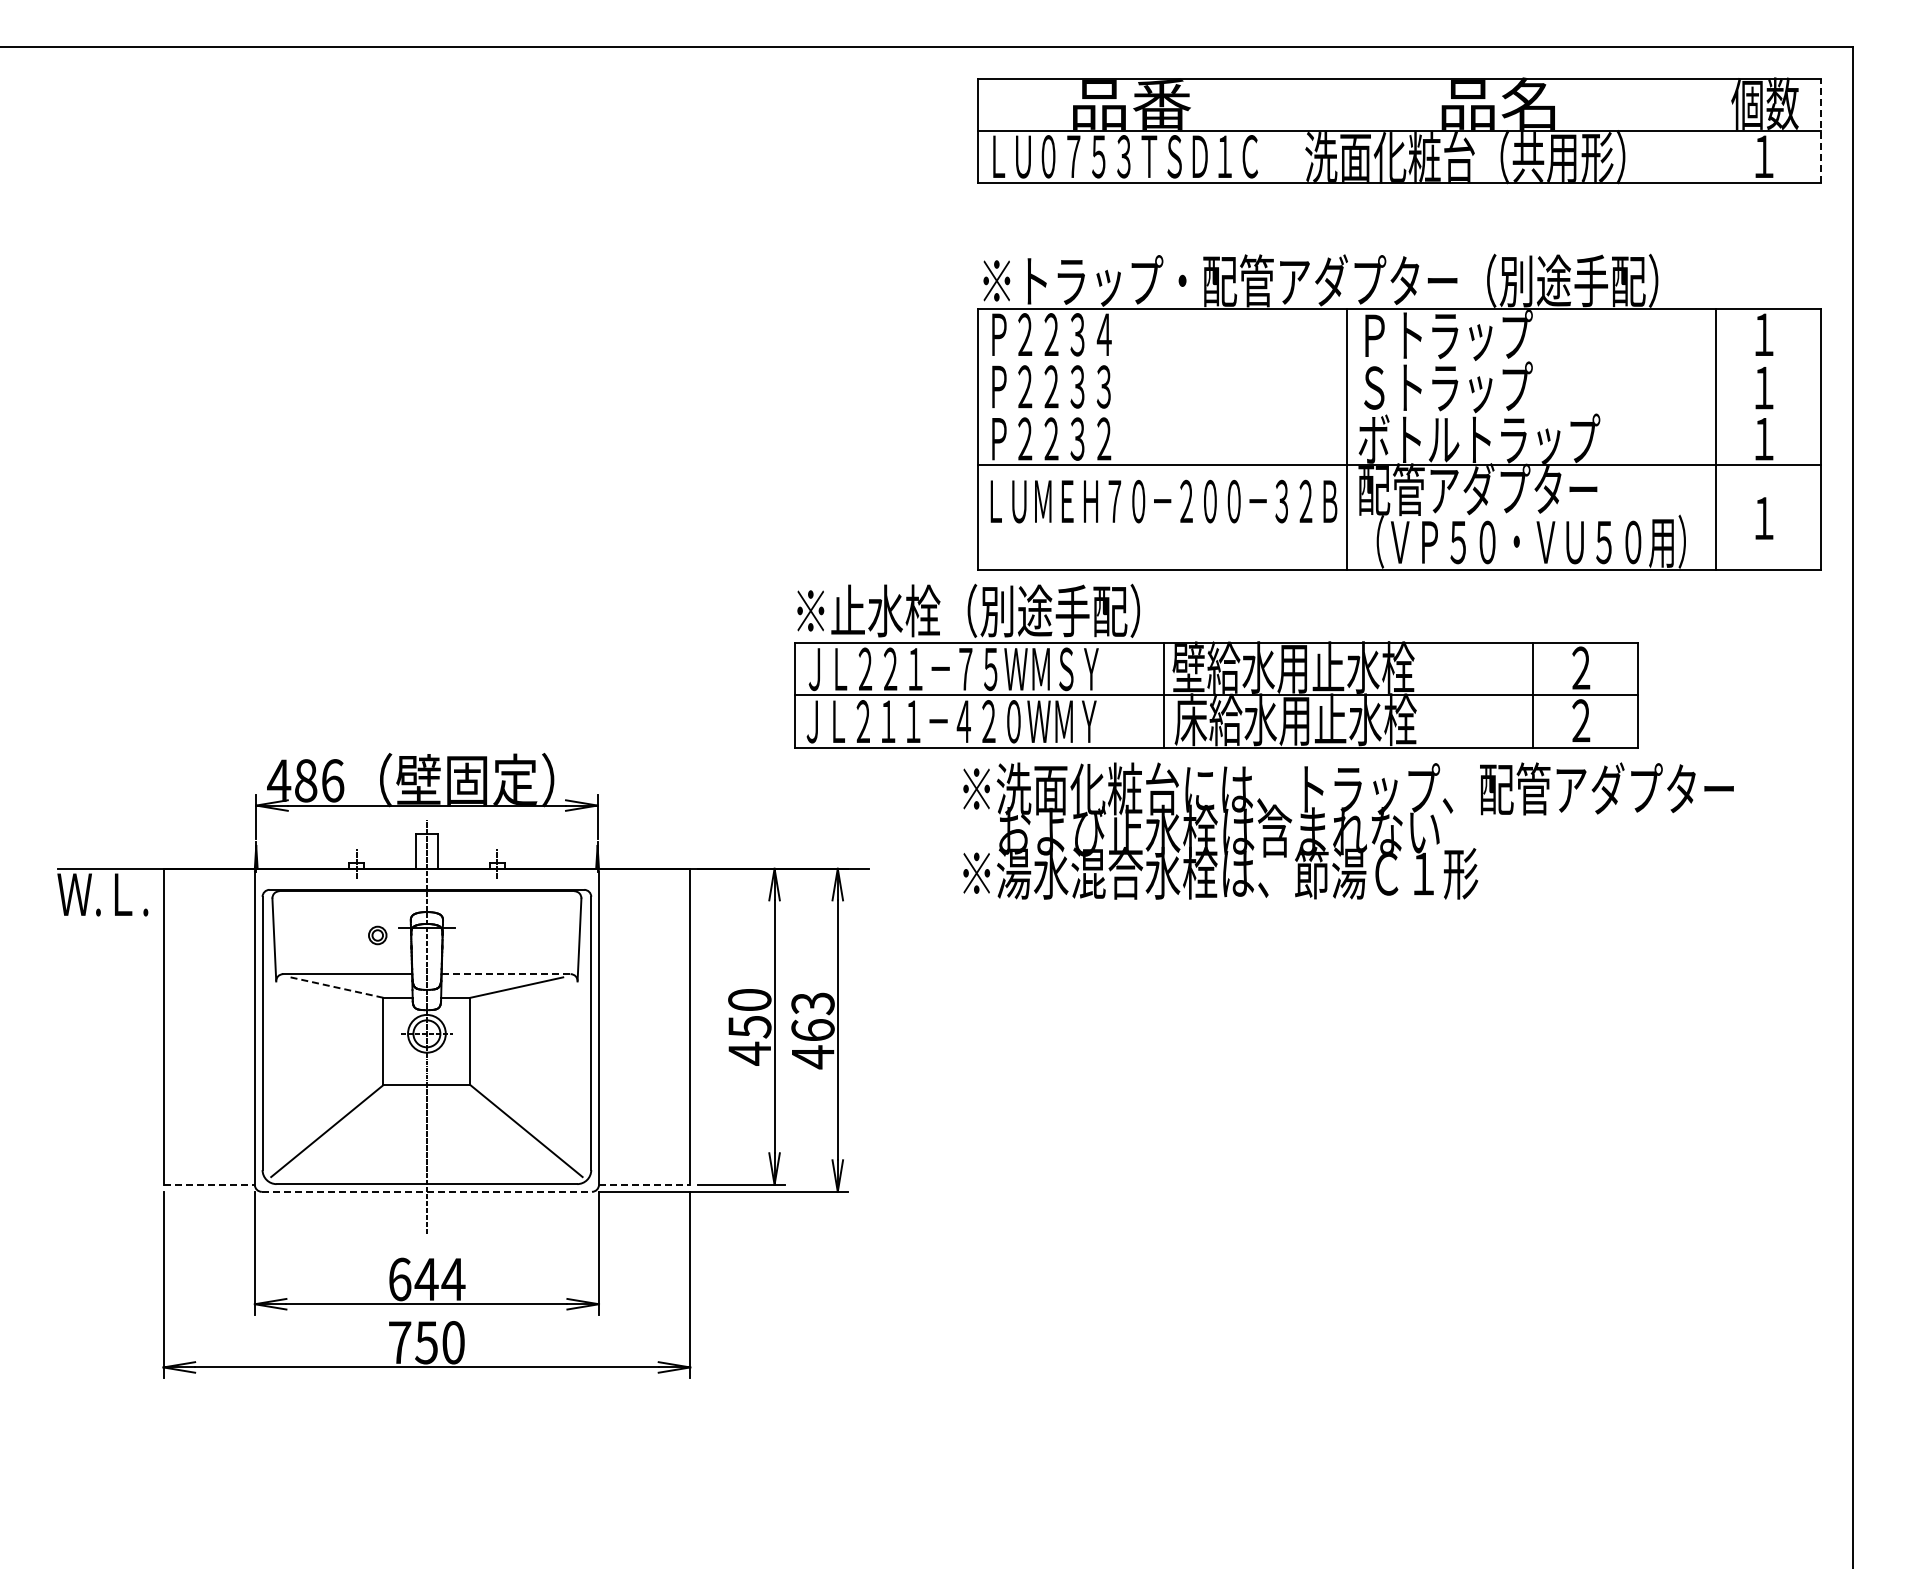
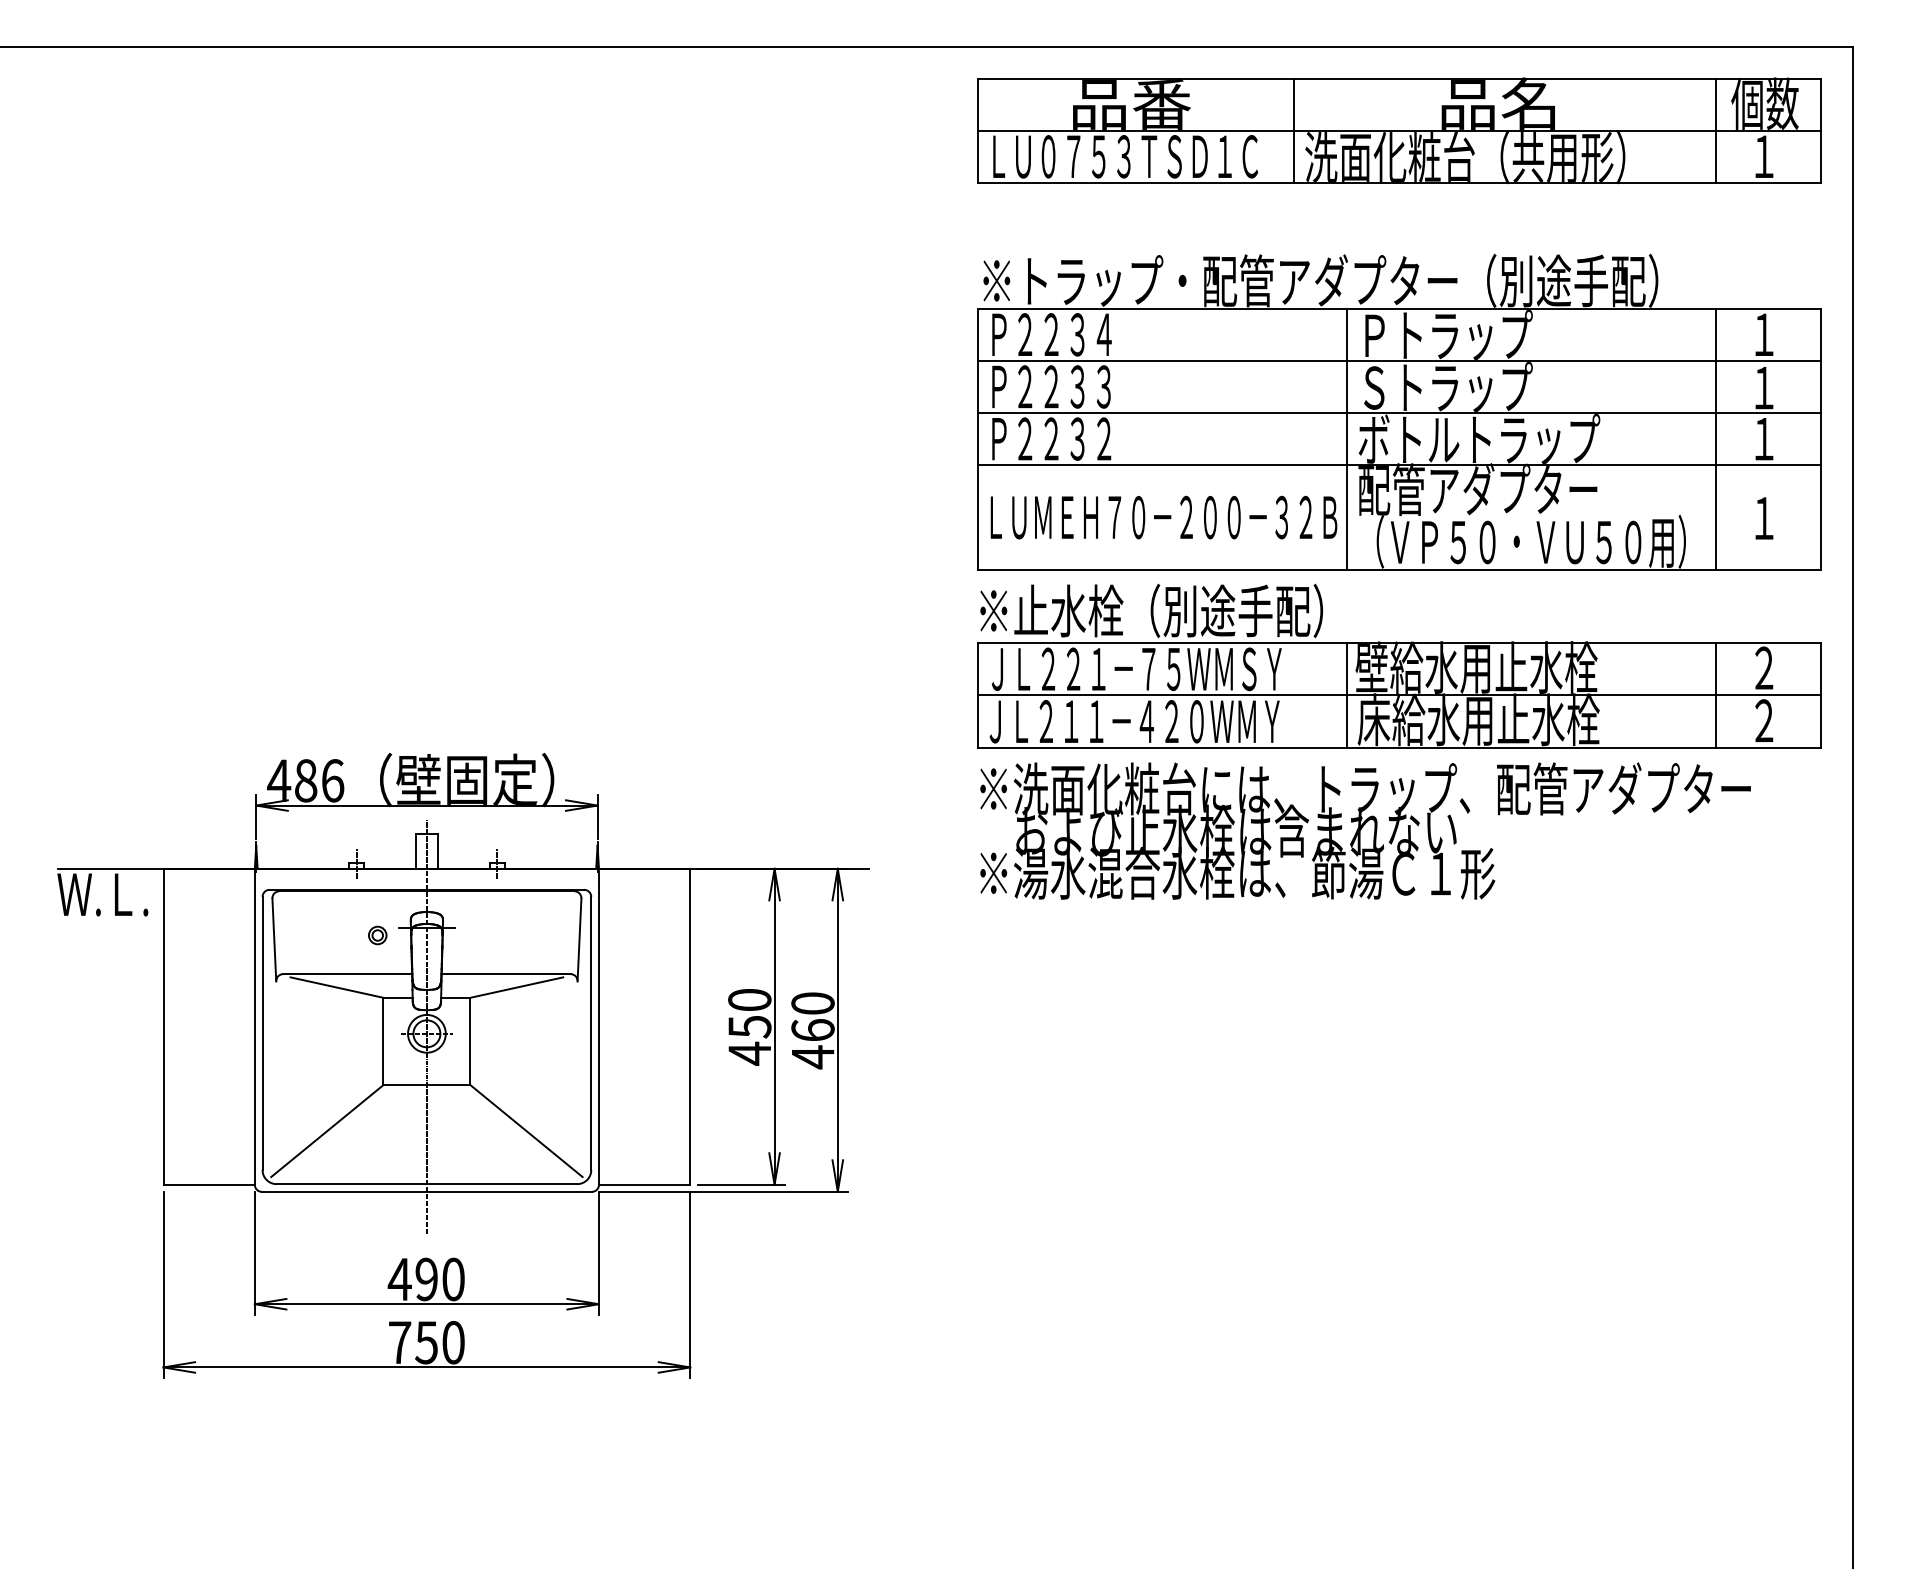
line: none -> present (1294, 130)
line: none -> present (1715, 130)
line: dashed -> solid (1821, 130)
line: none -> present (1399, 360)
line: none -> present (1399, 413)
text position: (1163, 501) -> (1163, 517) (1163, 517)
part position: (1216, 665) -> (1399, 665) (1399, 665)
text position: (1348, 830) -> (1365, 830) (1365, 830)
line: dashed -> solid (506, 974)
line: dashed -> solid (336, 987)
text: 463 -> 460 (812, 1003)
line: dashed -> solid (209, 1184)
line: dashed -> solid (644, 1184)
line: dashed -> solid (427, 1191)
text: 644 -> 490 (426, 1279)
